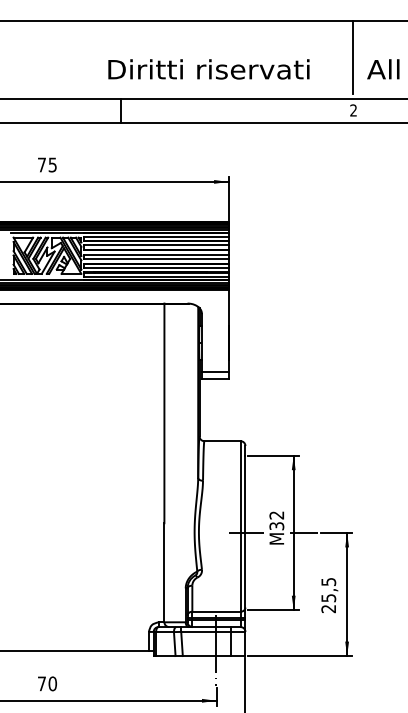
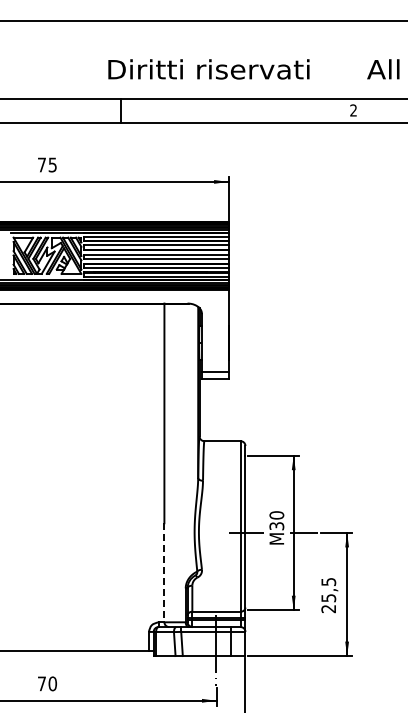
line: present -> none (352, 57)
text: 32 -> 30 (276, 515)
line: solid -> dashed (164, 573)
